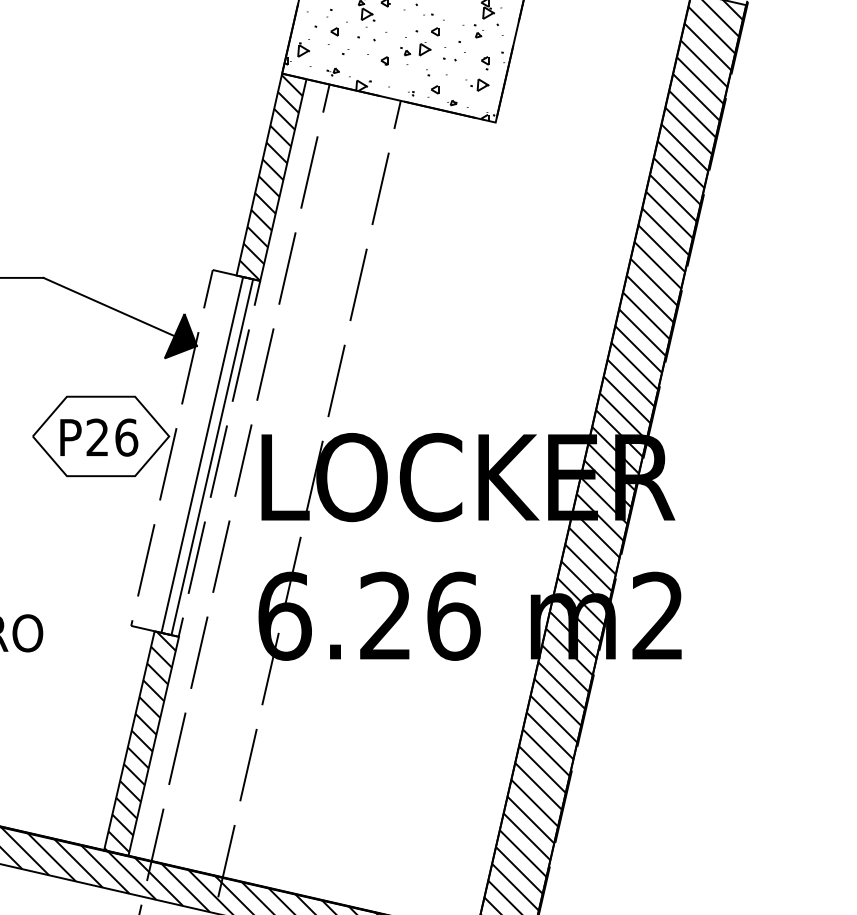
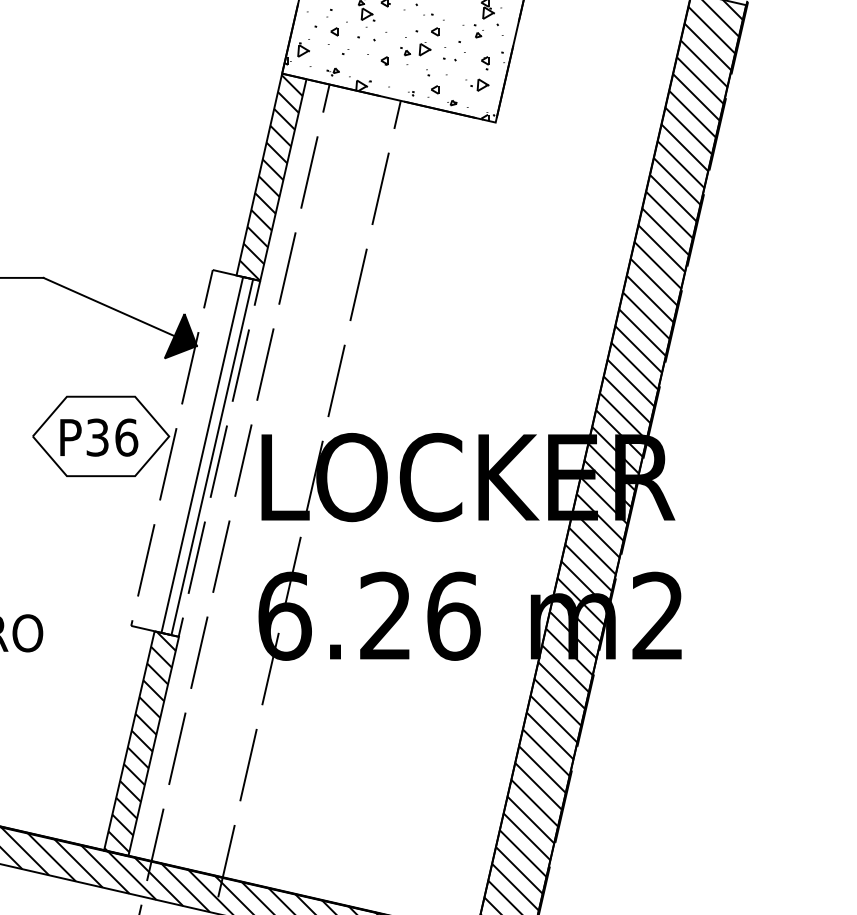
text: P26 -> P36 (97, 437)
